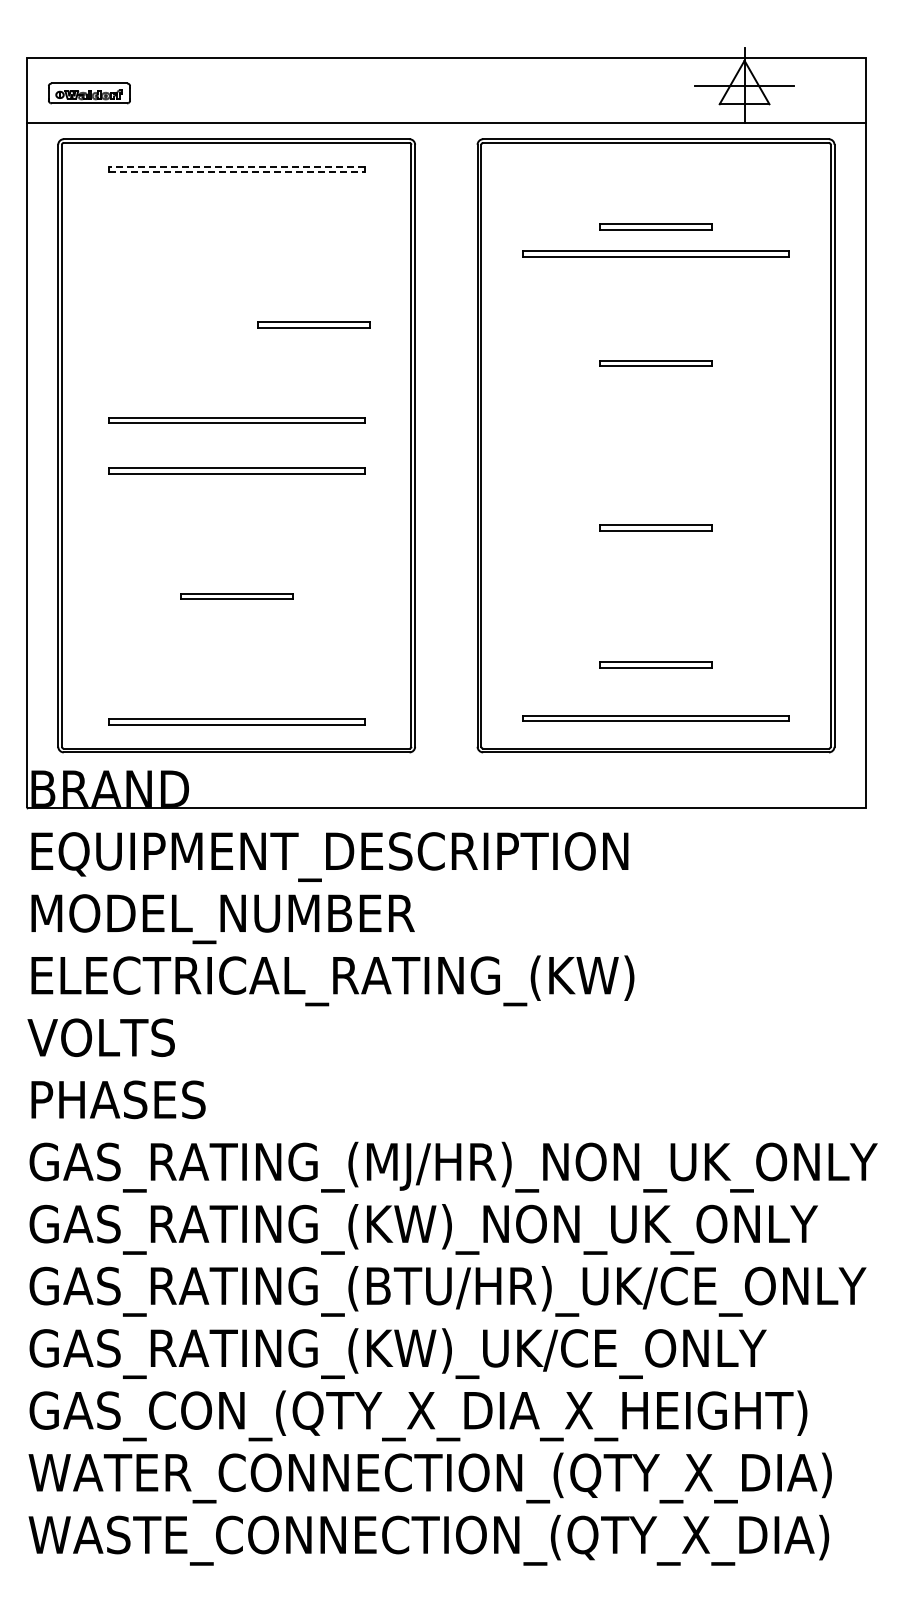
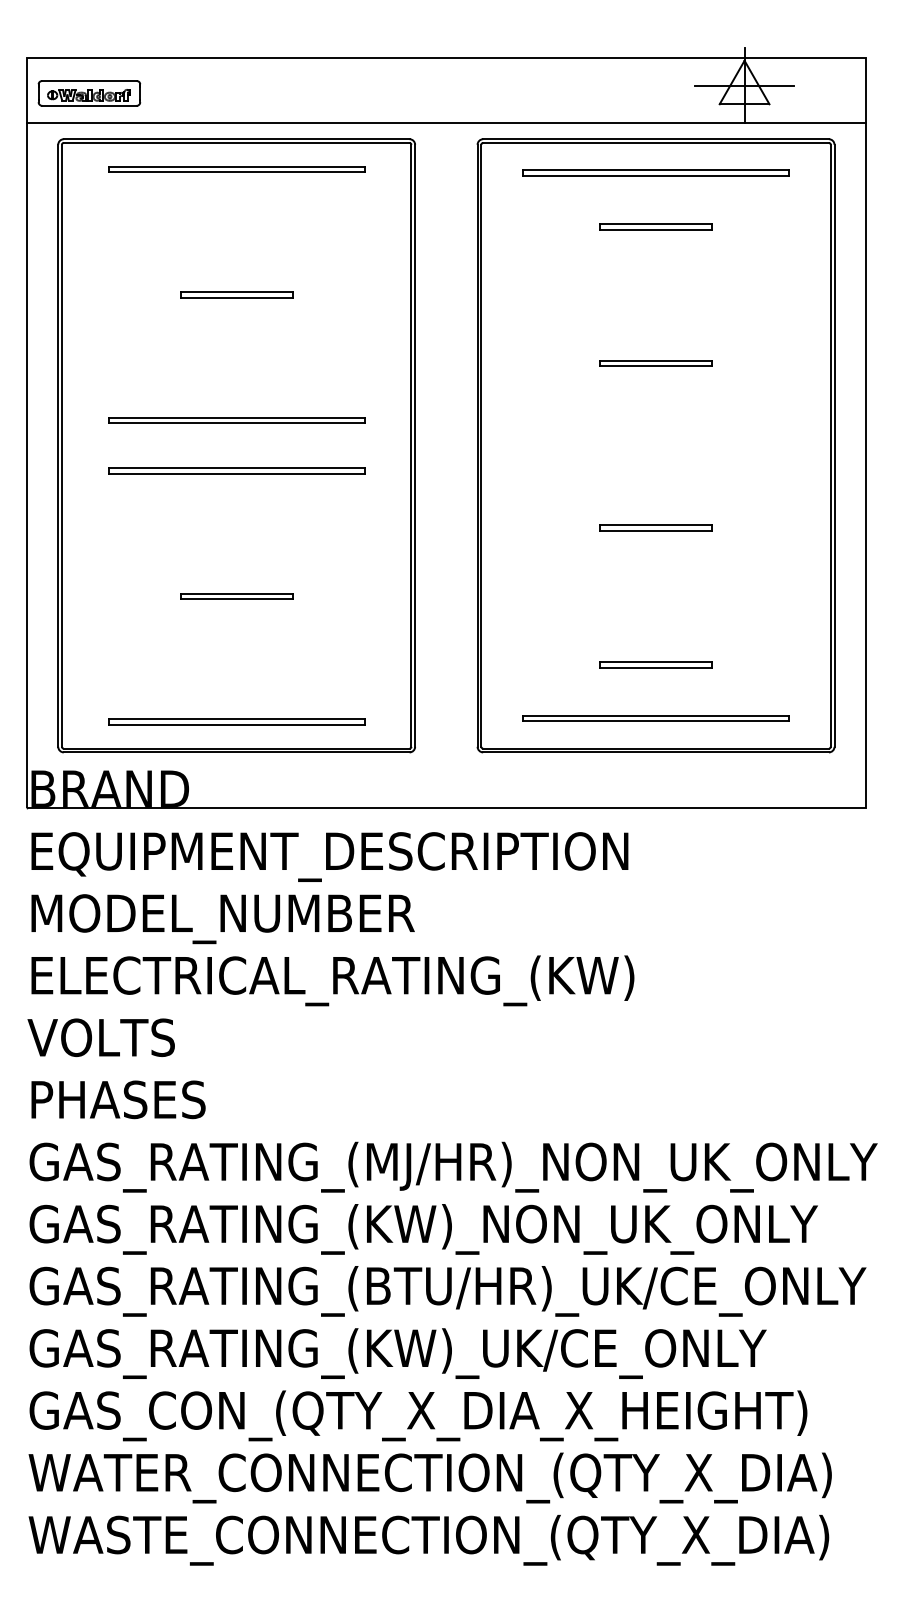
part size: 83x23 px -> 105x27 px (89, 93)
line: dashed -> solid (236, 166)
line: dashed -> solid (237, 172)
part position: (655, 253) -> (655, 172) (655, 172)
part position: (313, 324) -> (236, 294) (236, 294)
